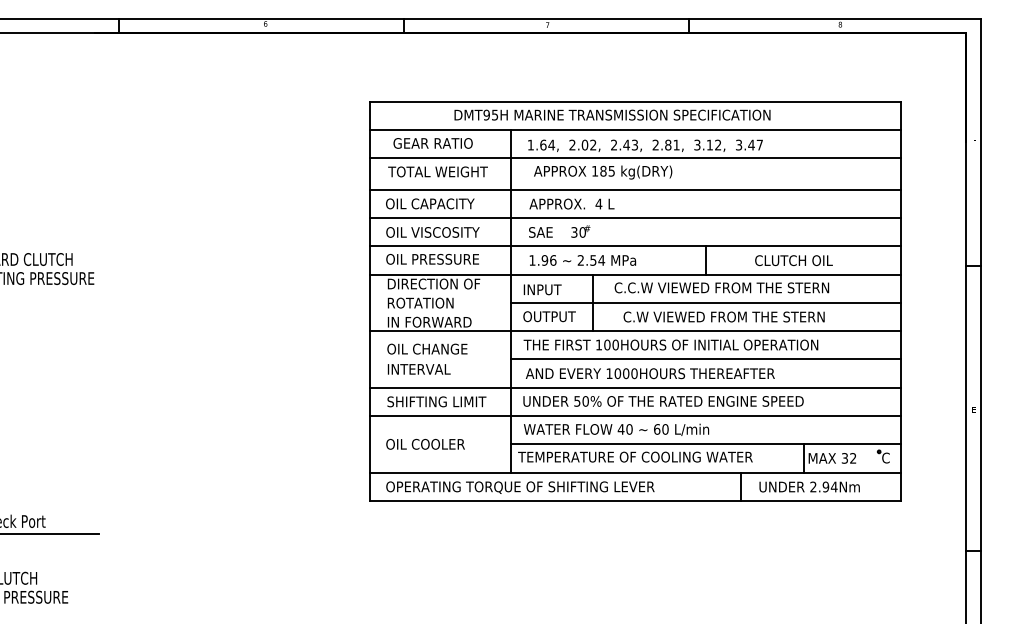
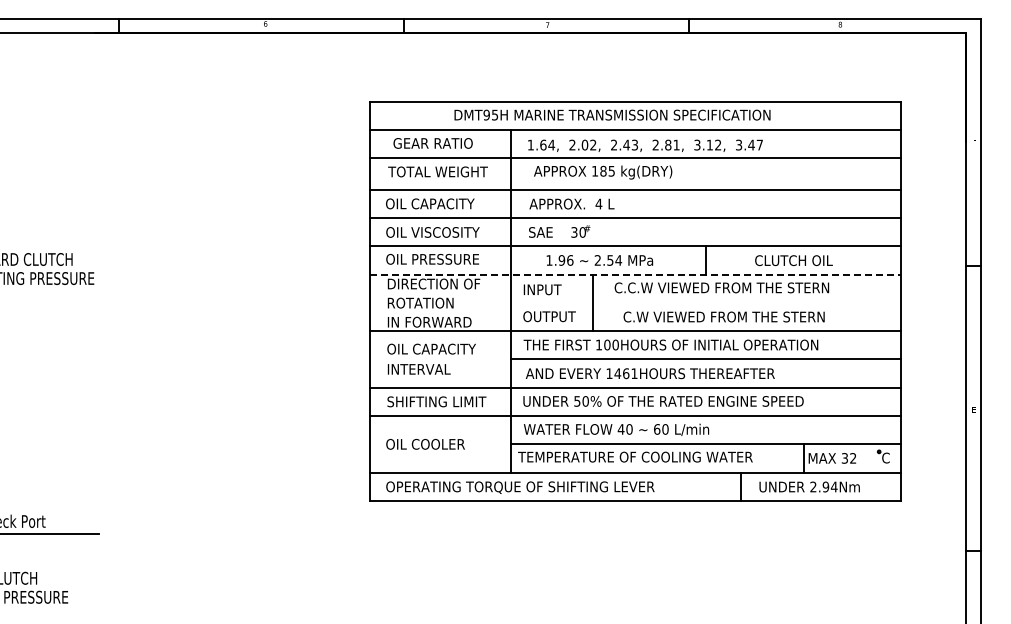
text position: (582, 260) -> (599, 260) (599, 260)
line: solid -> dashed (635, 274)
line: present -> none (705, 302)
text: OIL CHANGE -> OIL CAPACITY (448, 348)
text: 1000HOURS -> 1461HOURS (625, 373)
